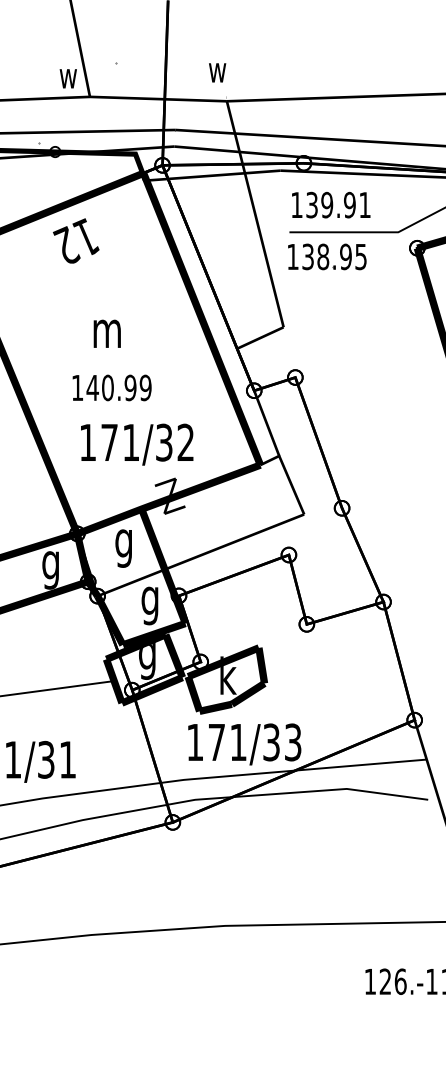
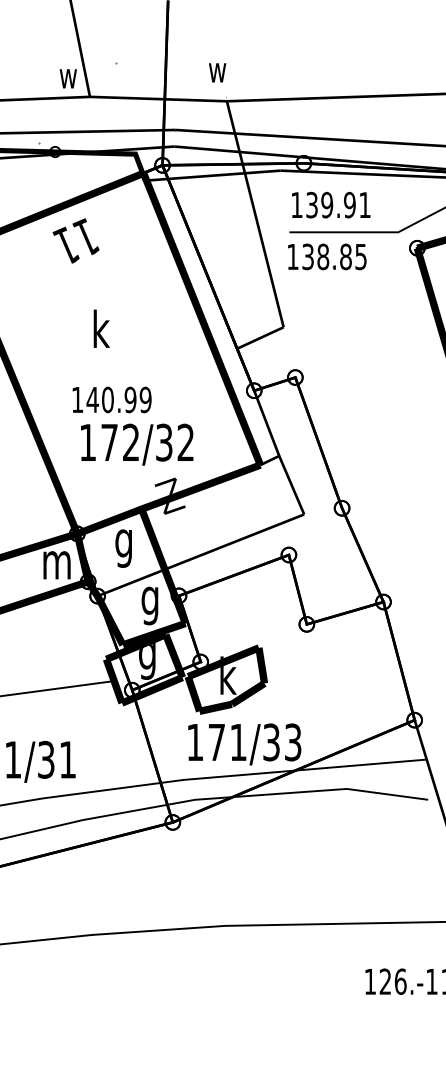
text: 12 -> 11 (66, 244)
text: 138.95 -> 138.85 (345, 256)
text: m -> k (106, 328)
text position: (111, 387) -> (111, 399) (111, 399)
text: 171/32 -> 172/32 (130, 441)
text: g -> m (56, 570)
